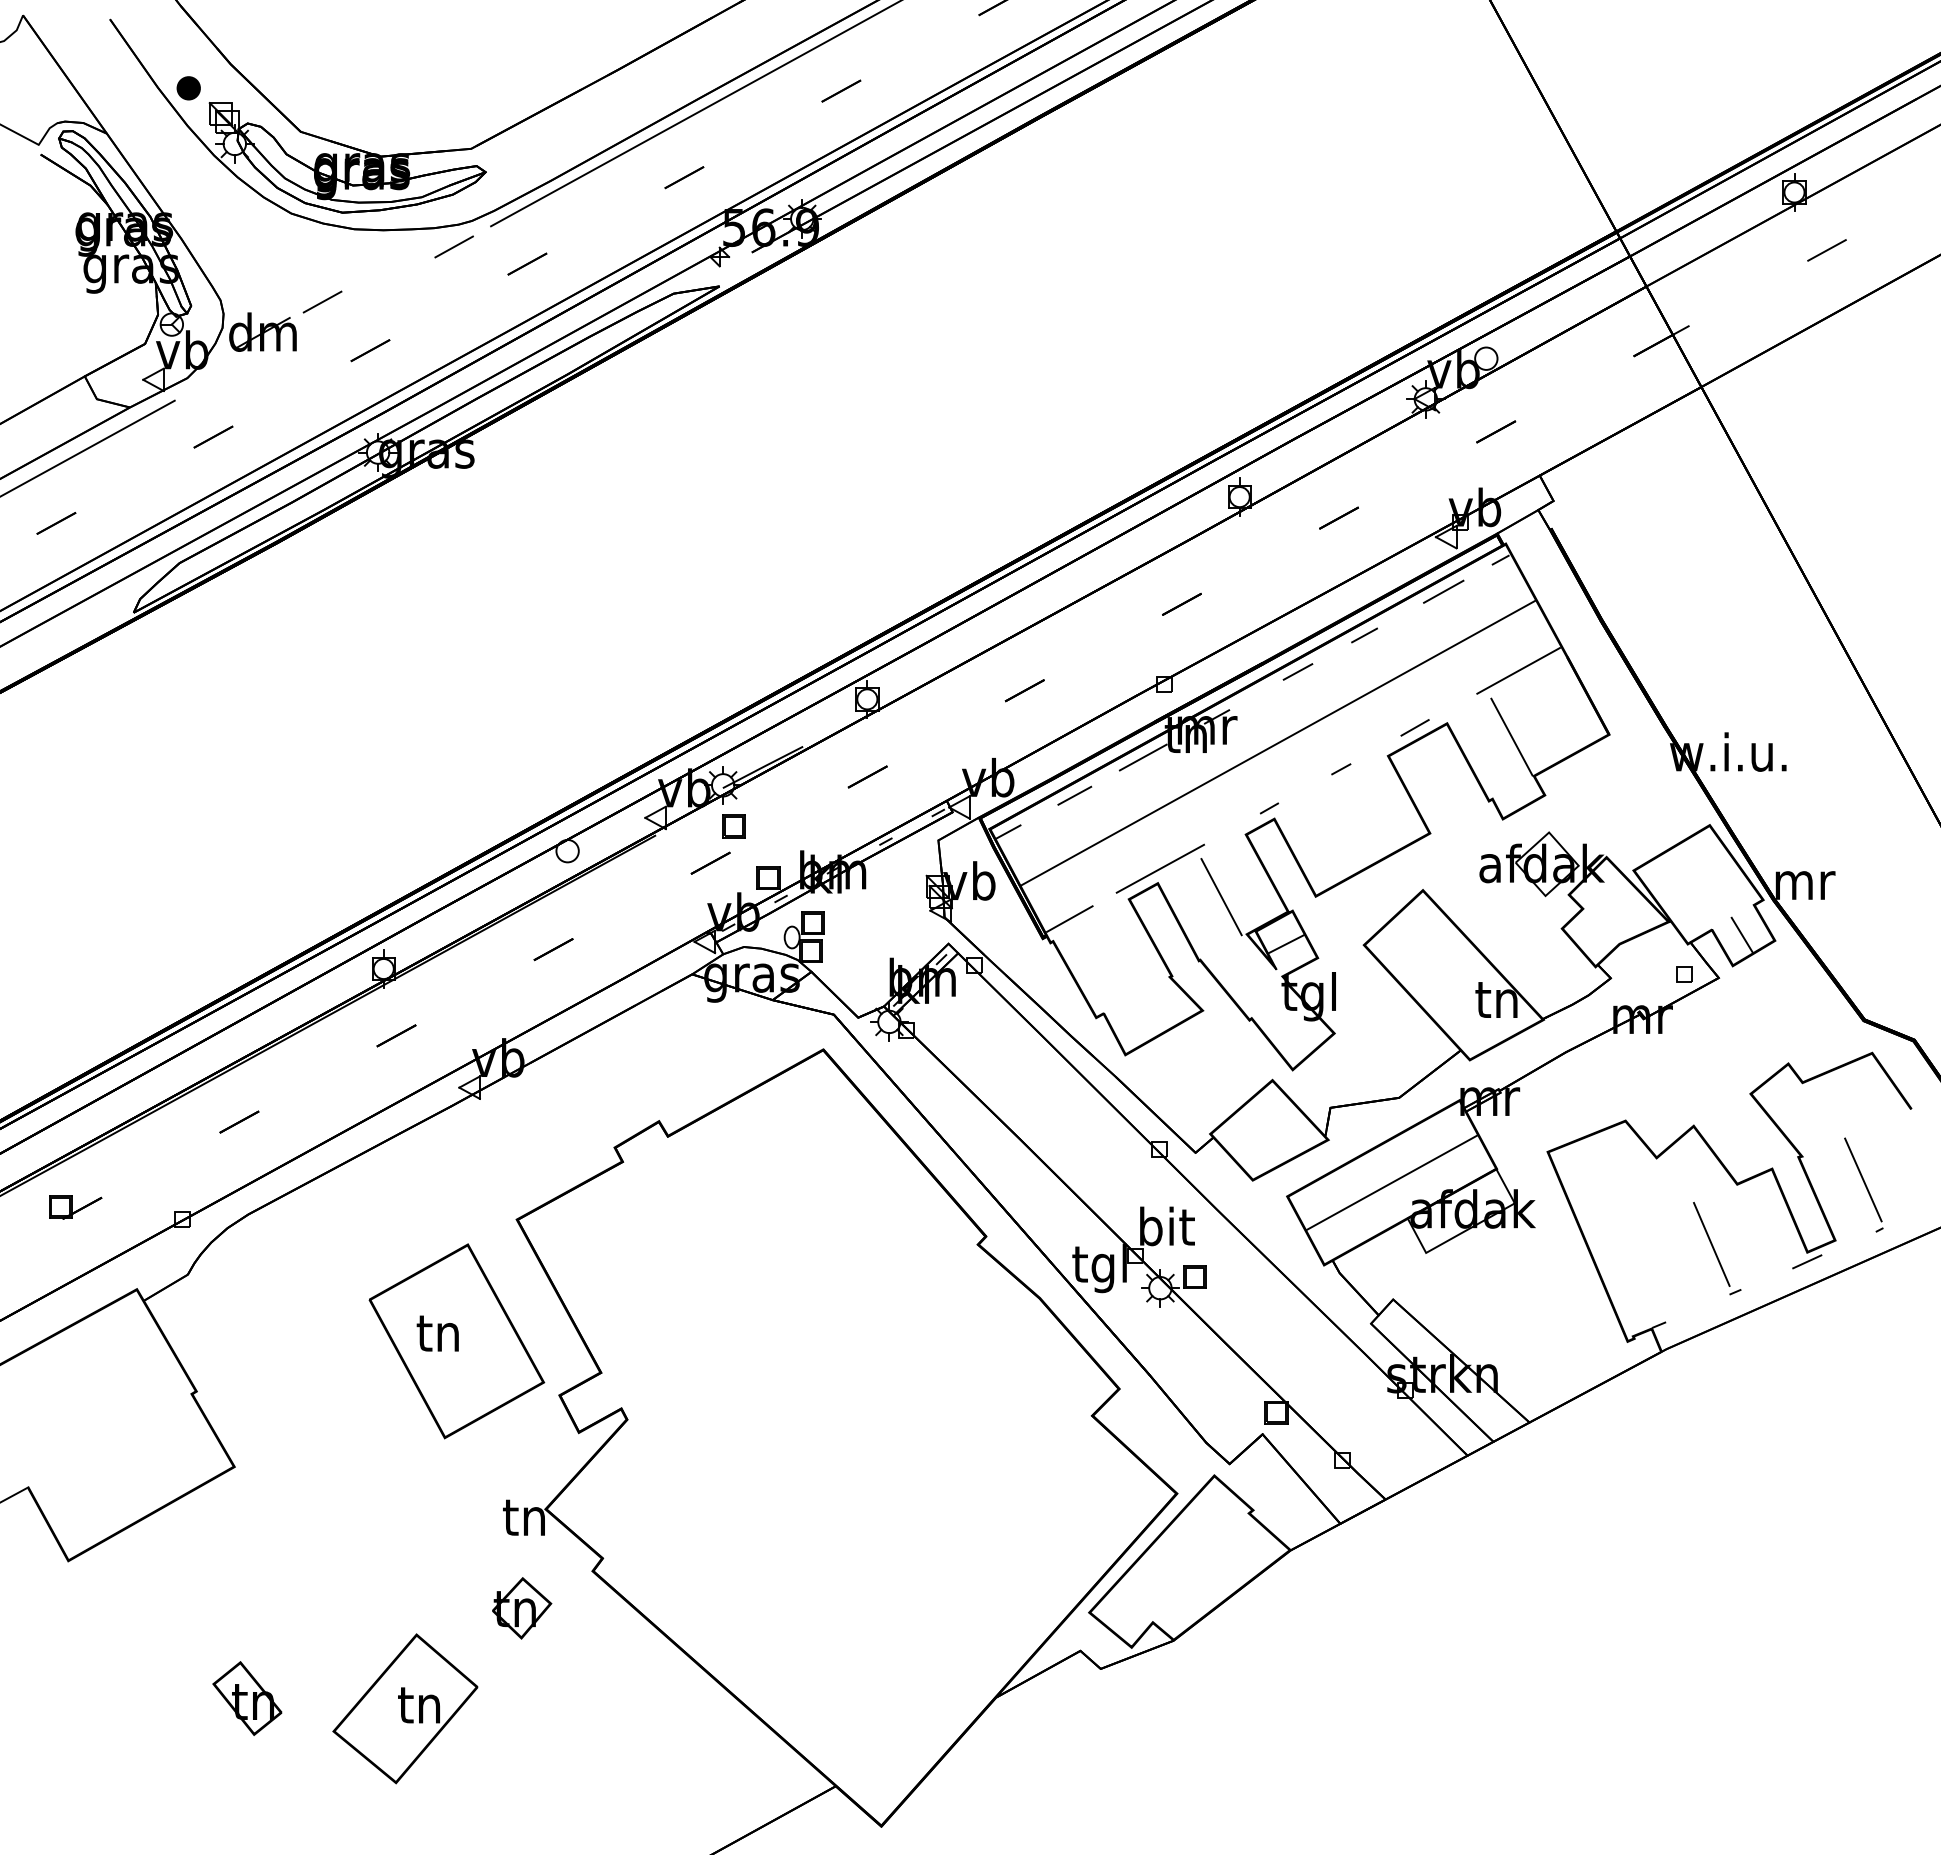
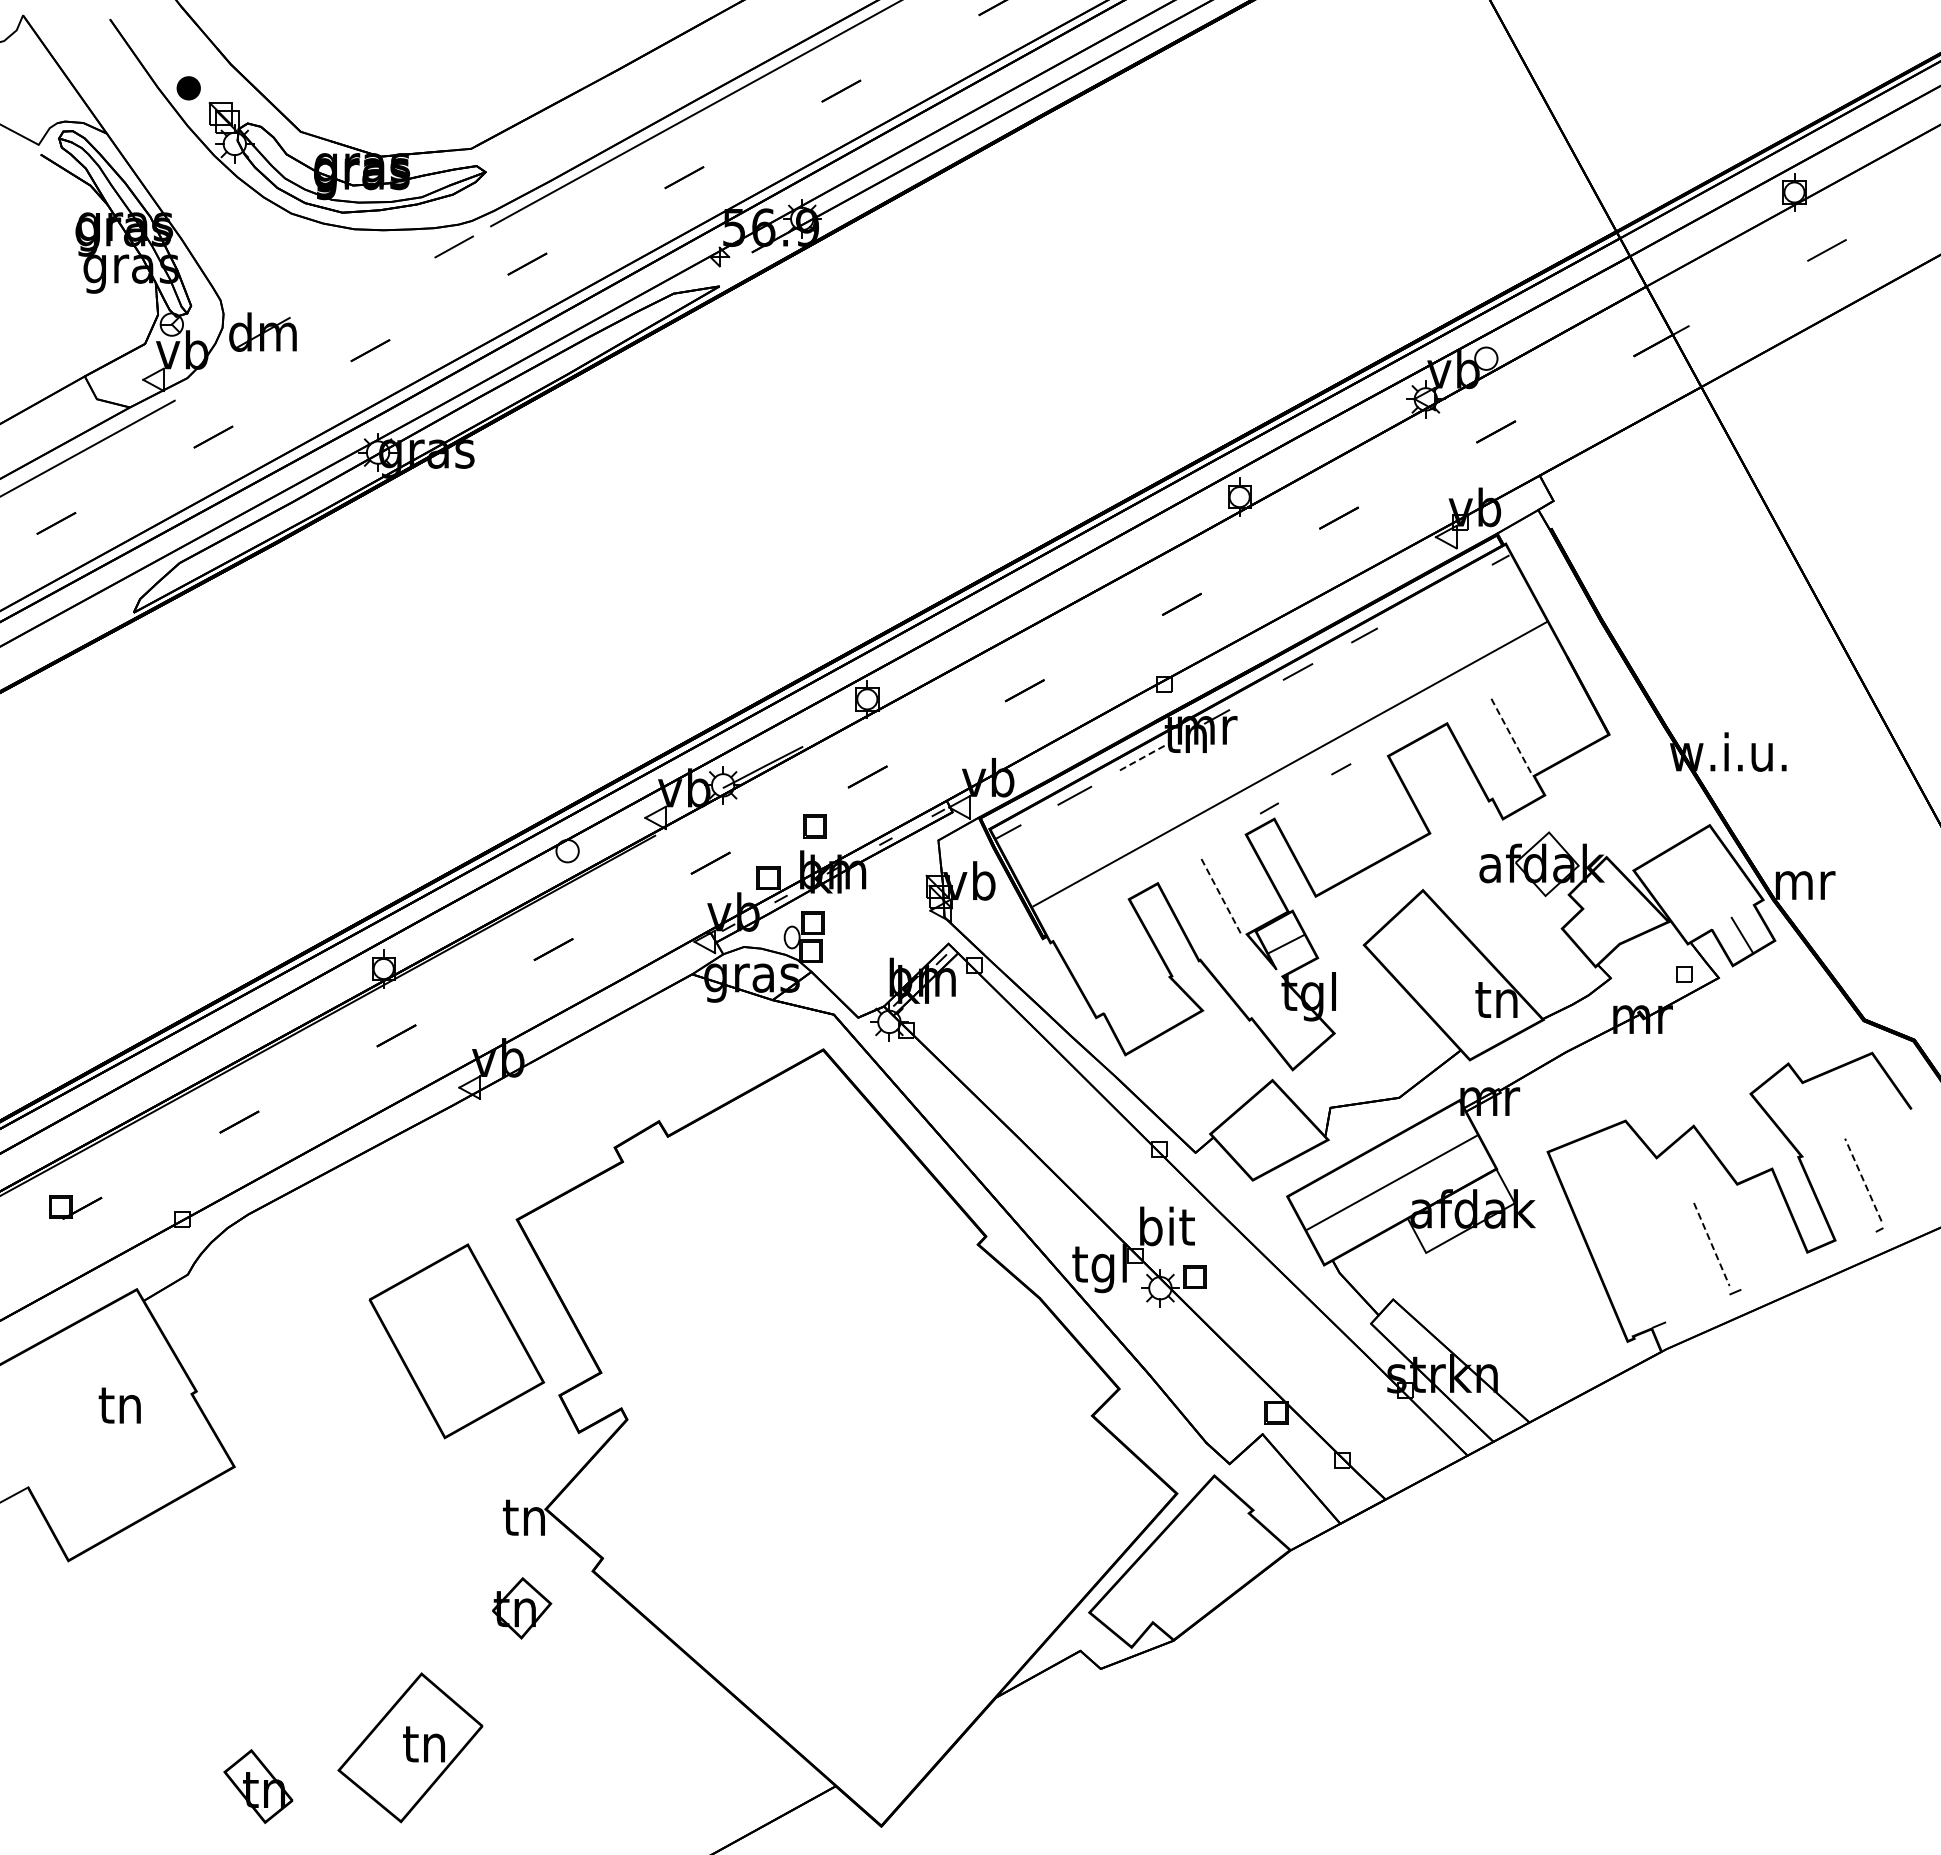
line: present -> none (322, 301)
line: present -> none (1443, 591)
line: present -> none (1518, 670)
line: present -> none (1414, 727)
line: solid -> dashed (1512, 737)
line position: (1278, 742) -> (1290, 763) (1290, 763)
line: solid -> dashed (1143, 757)
part position: (733, 826) -> (814, 826) (814, 826)
line: present -> none (1160, 868)
line: solid -> dashed (1221, 897)
line: present -> none (1069, 918)
line: solid -> dashed (1863, 1179)
line: solid -> dashed (1711, 1244)
line: present -> none (1807, 1261)
text position: (437, 1333) -> (119, 1405) (119, 1405)
part position: (247, 1698) -> (258, 1786) (258, 1786)
part position: (405, 1708) -> (410, 1747) (410, 1747)
